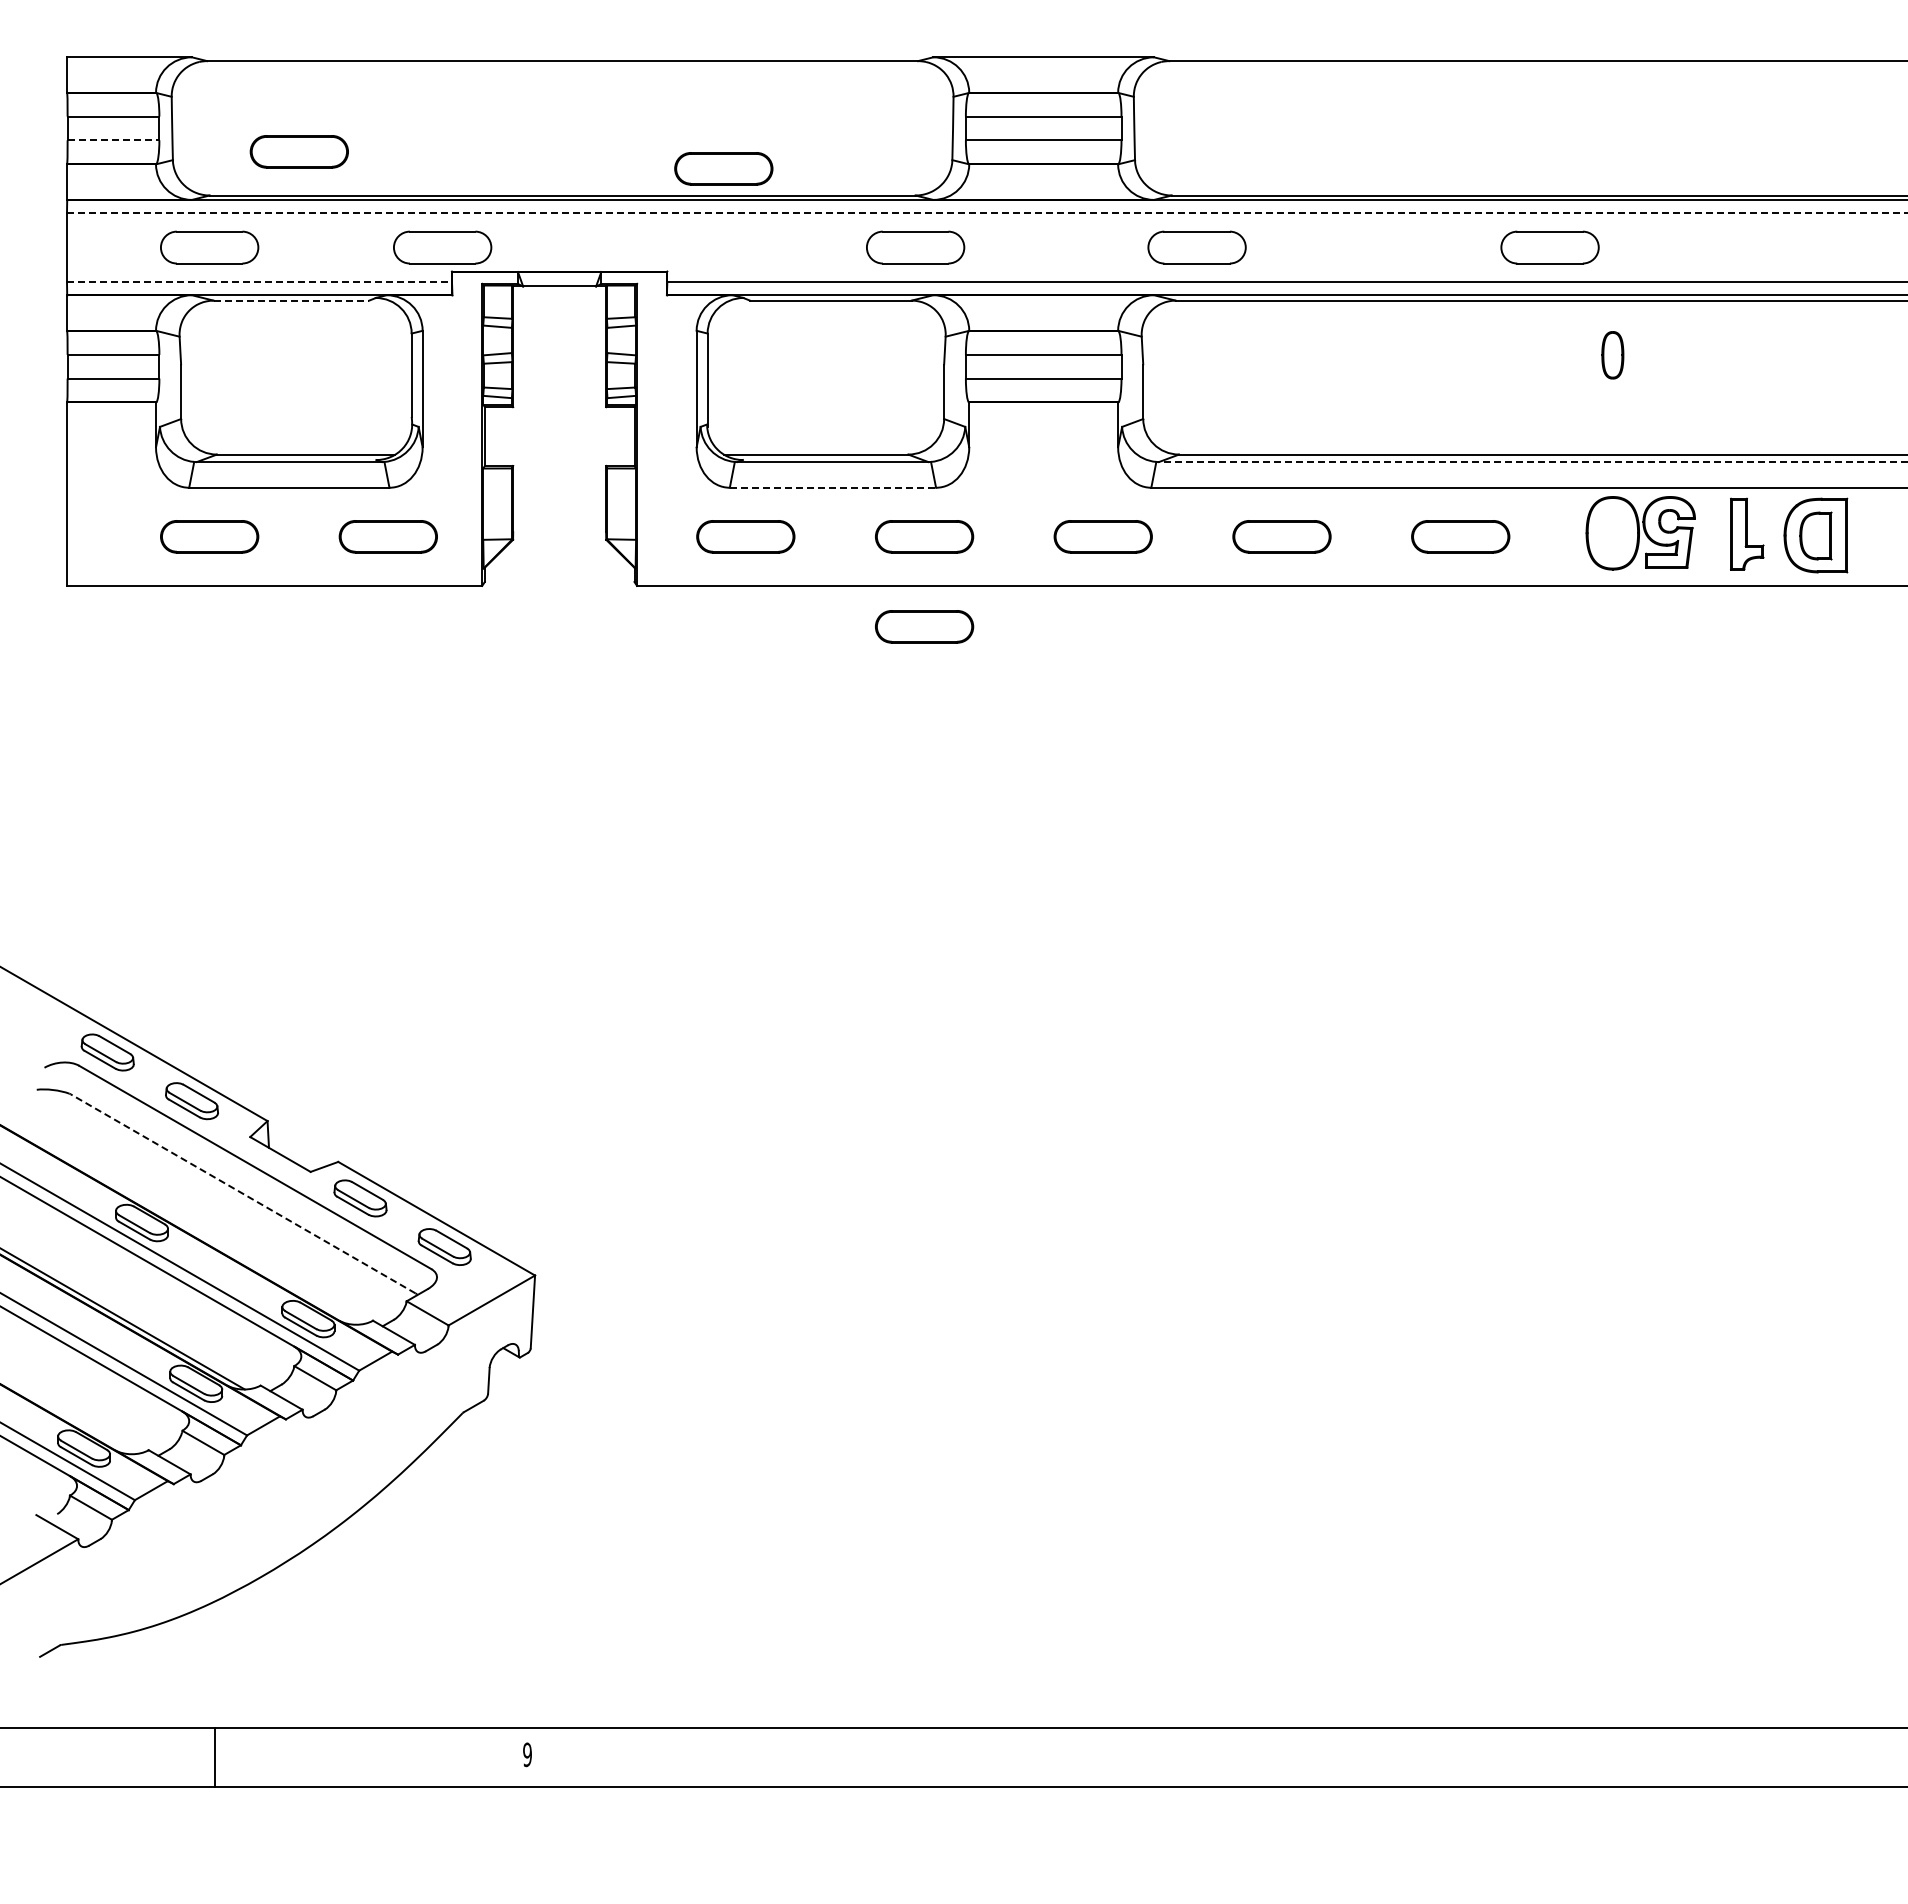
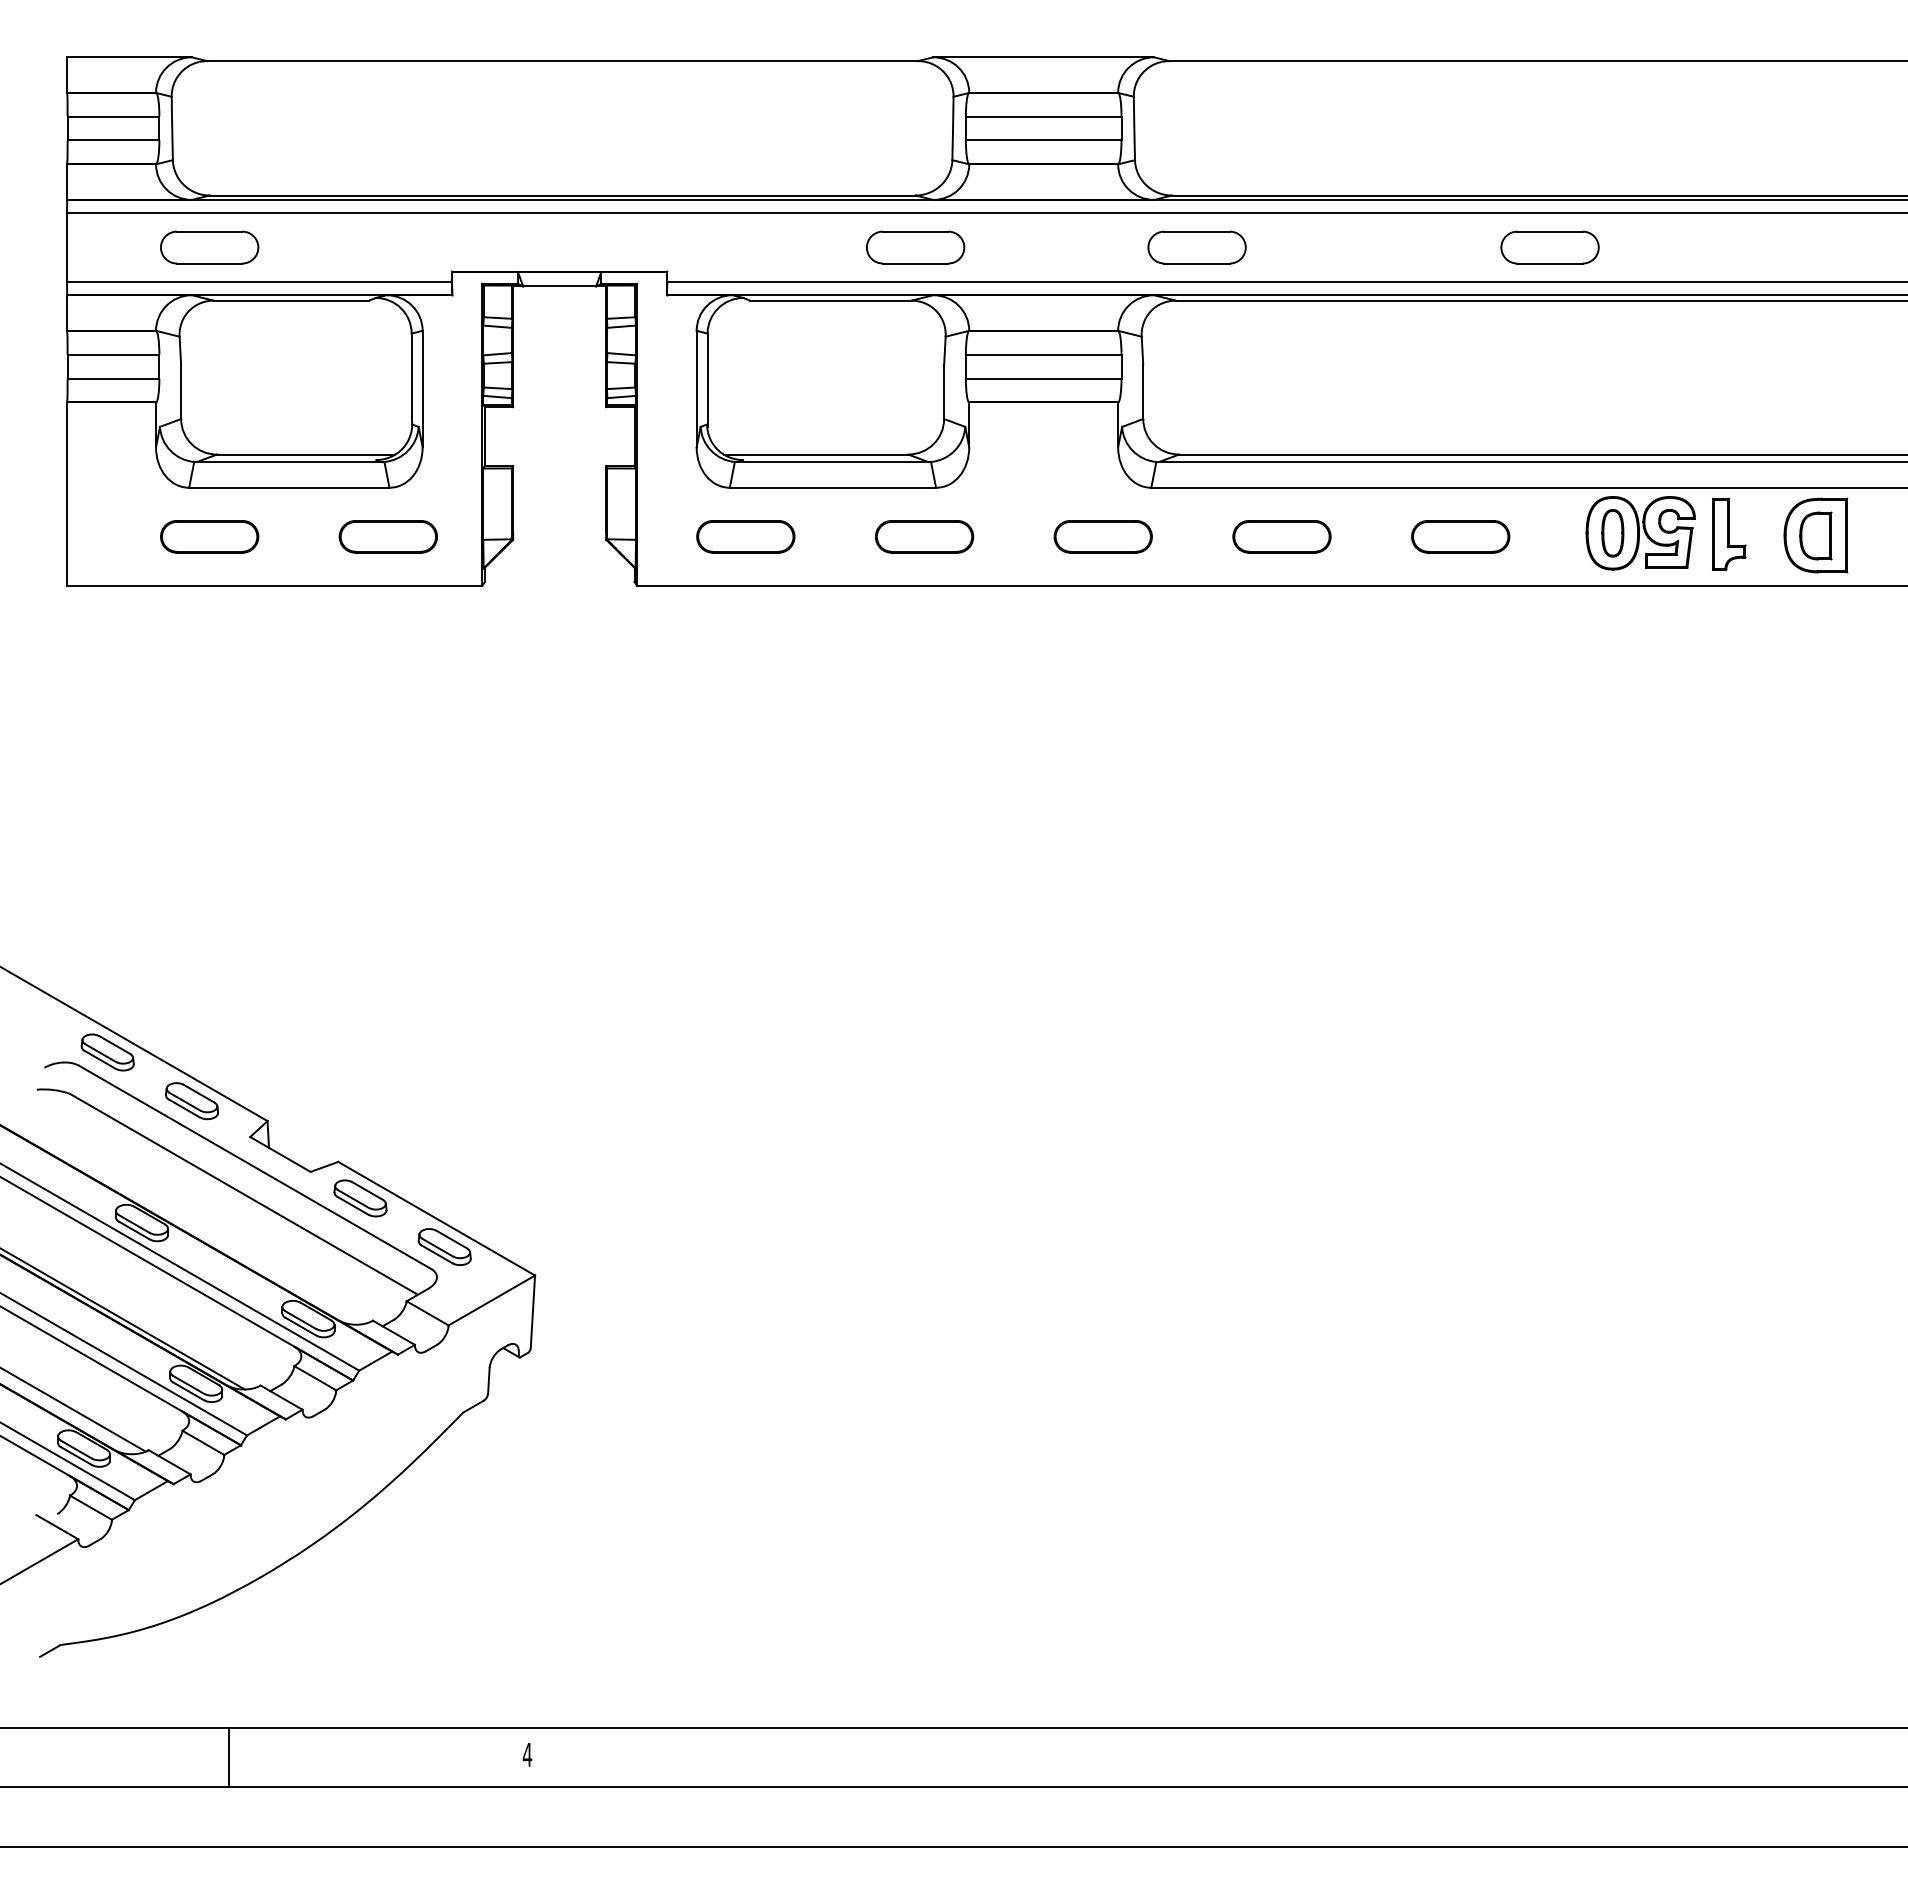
line: dashed -> solid (113, 140)
part: present -> none (298, 151)
part: present -> none (723, 168)
line: dashed -> solid (986, 212)
part: present -> none (442, 247)
line: dashed -> solid (259, 282)
line: dashed -> solid (291, 300)
part position: (1612, 355) -> (1612, 533) (1612, 533)
line: dashed -> solid (1532, 462)
line: dashed -> solid (833, 487)
part position: (1747, 533) -> (1729, 533) (1729, 533)
part: present -> none (924, 626)
line: dashed -> solid (242, 1193)
line: none -> present (73, 1410)
text: 9 -> 4 (527, 1754)
line position: (215, 1757) -> (229, 1757) (229, 1757)
line: none -> present (953, 1846)
